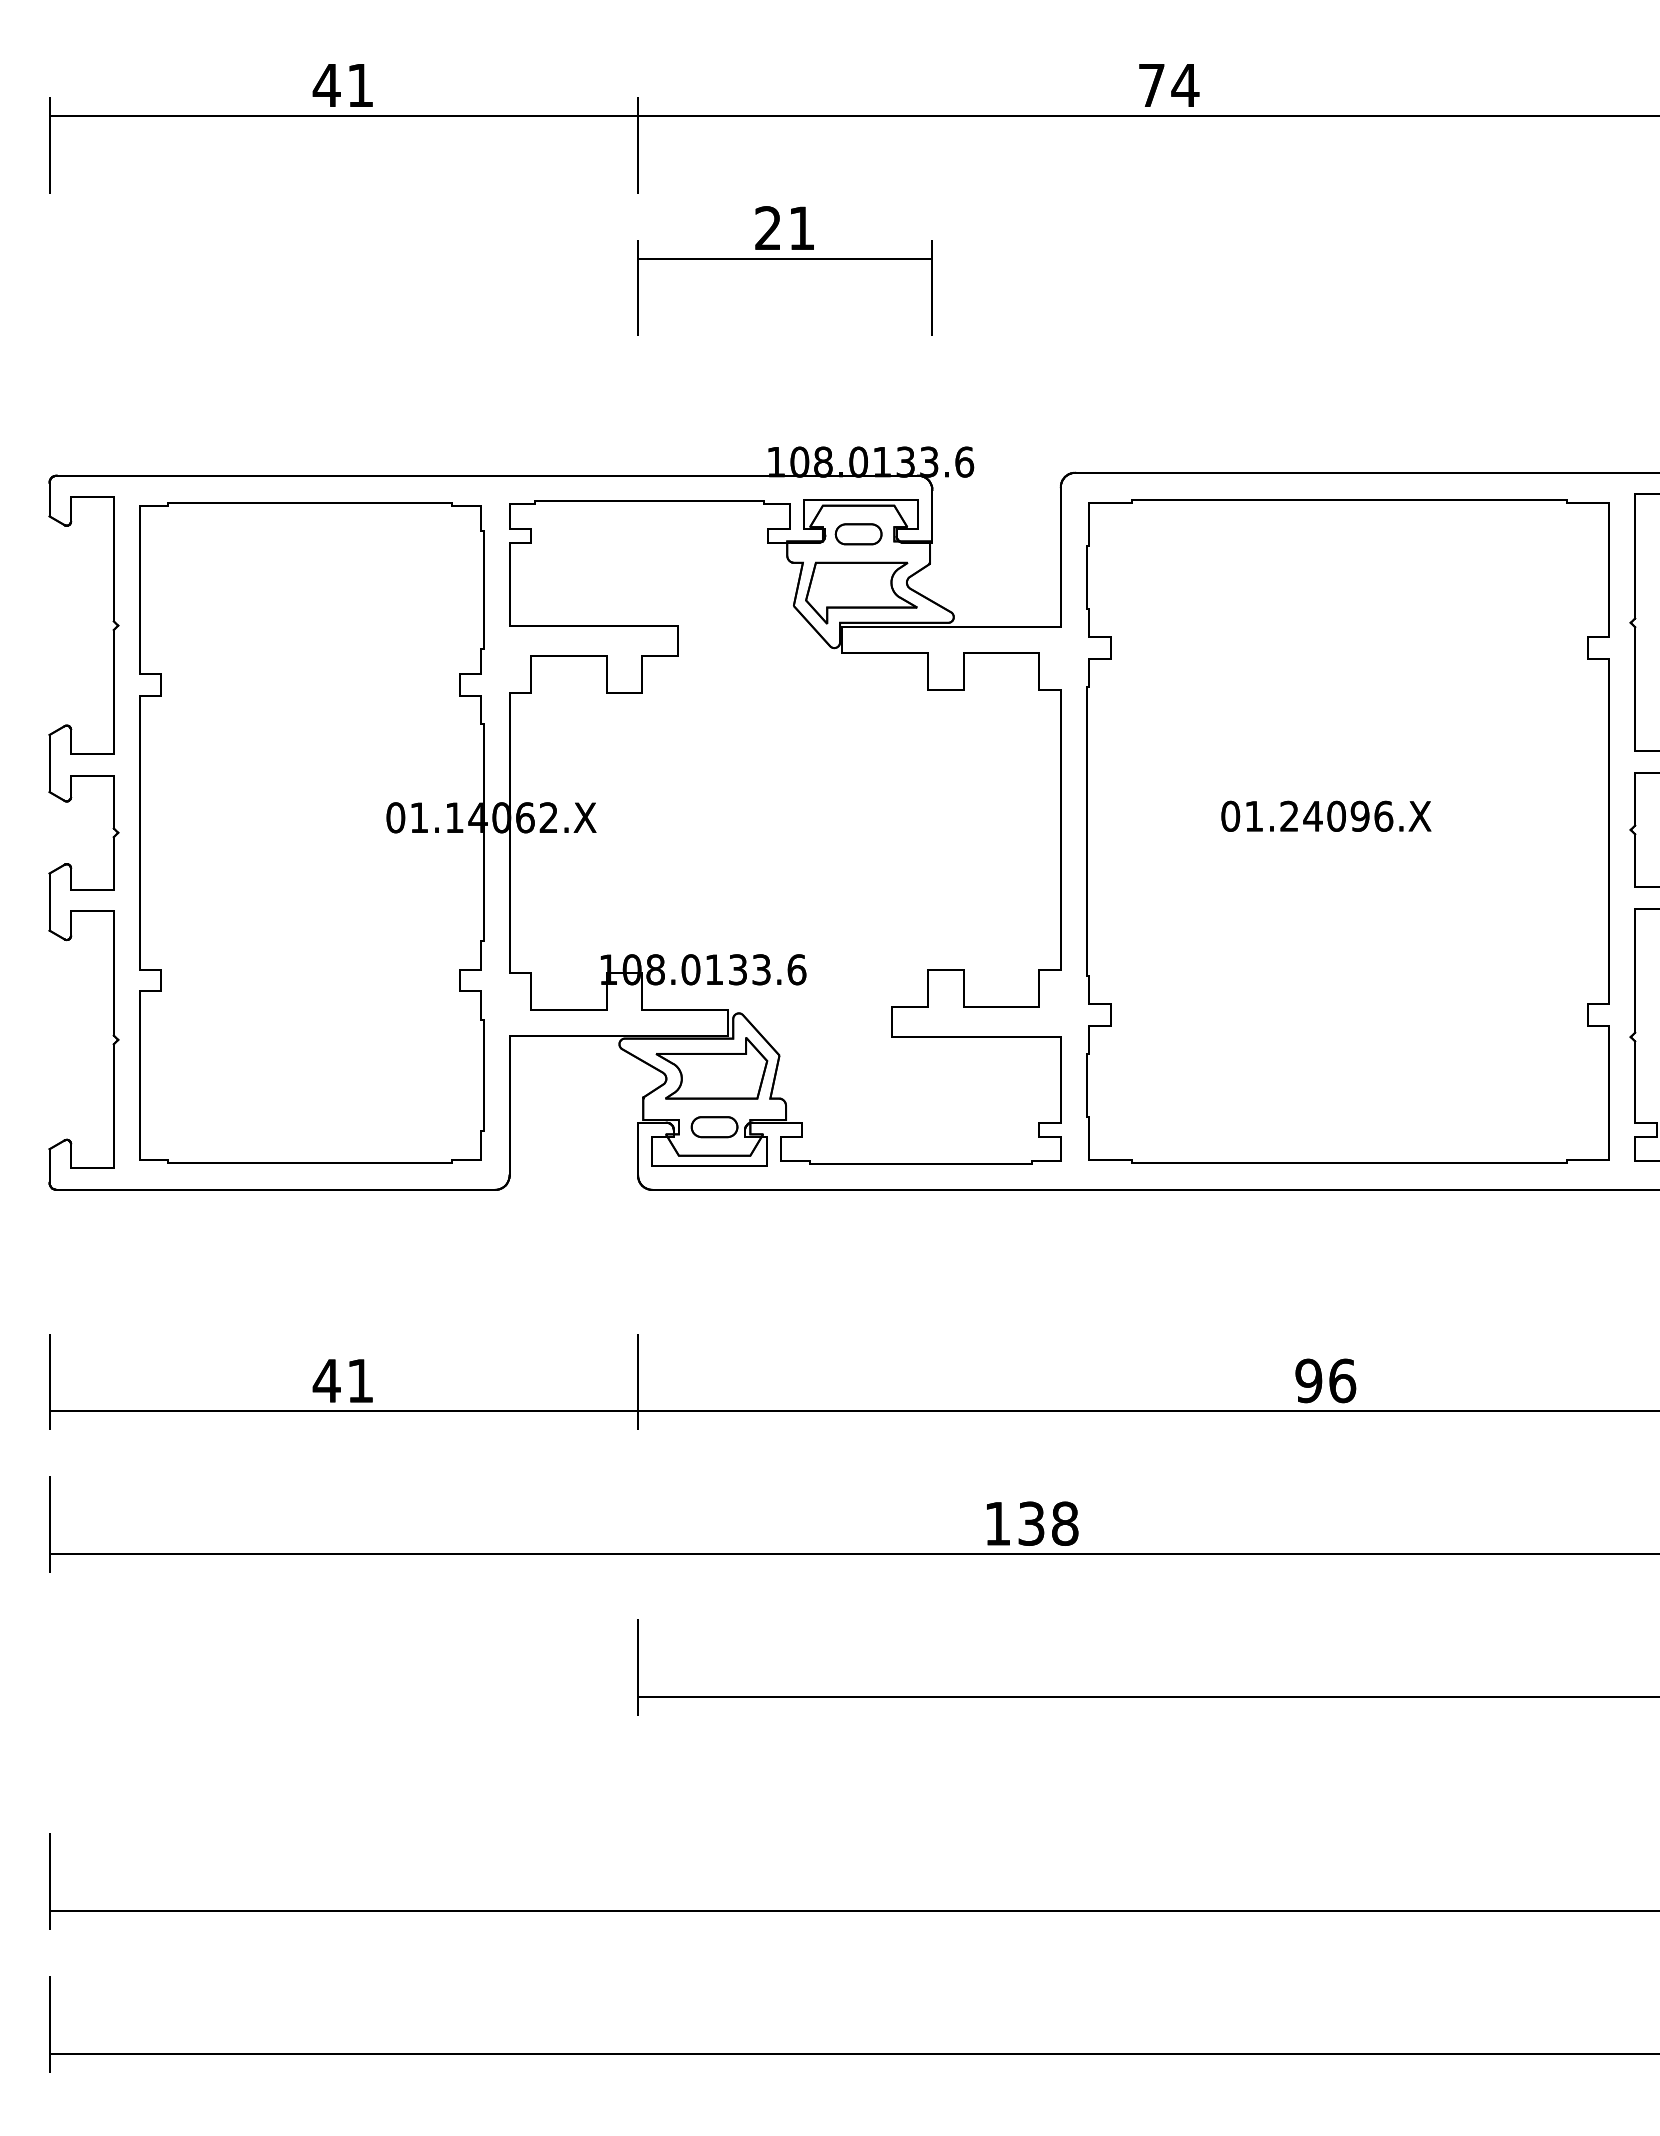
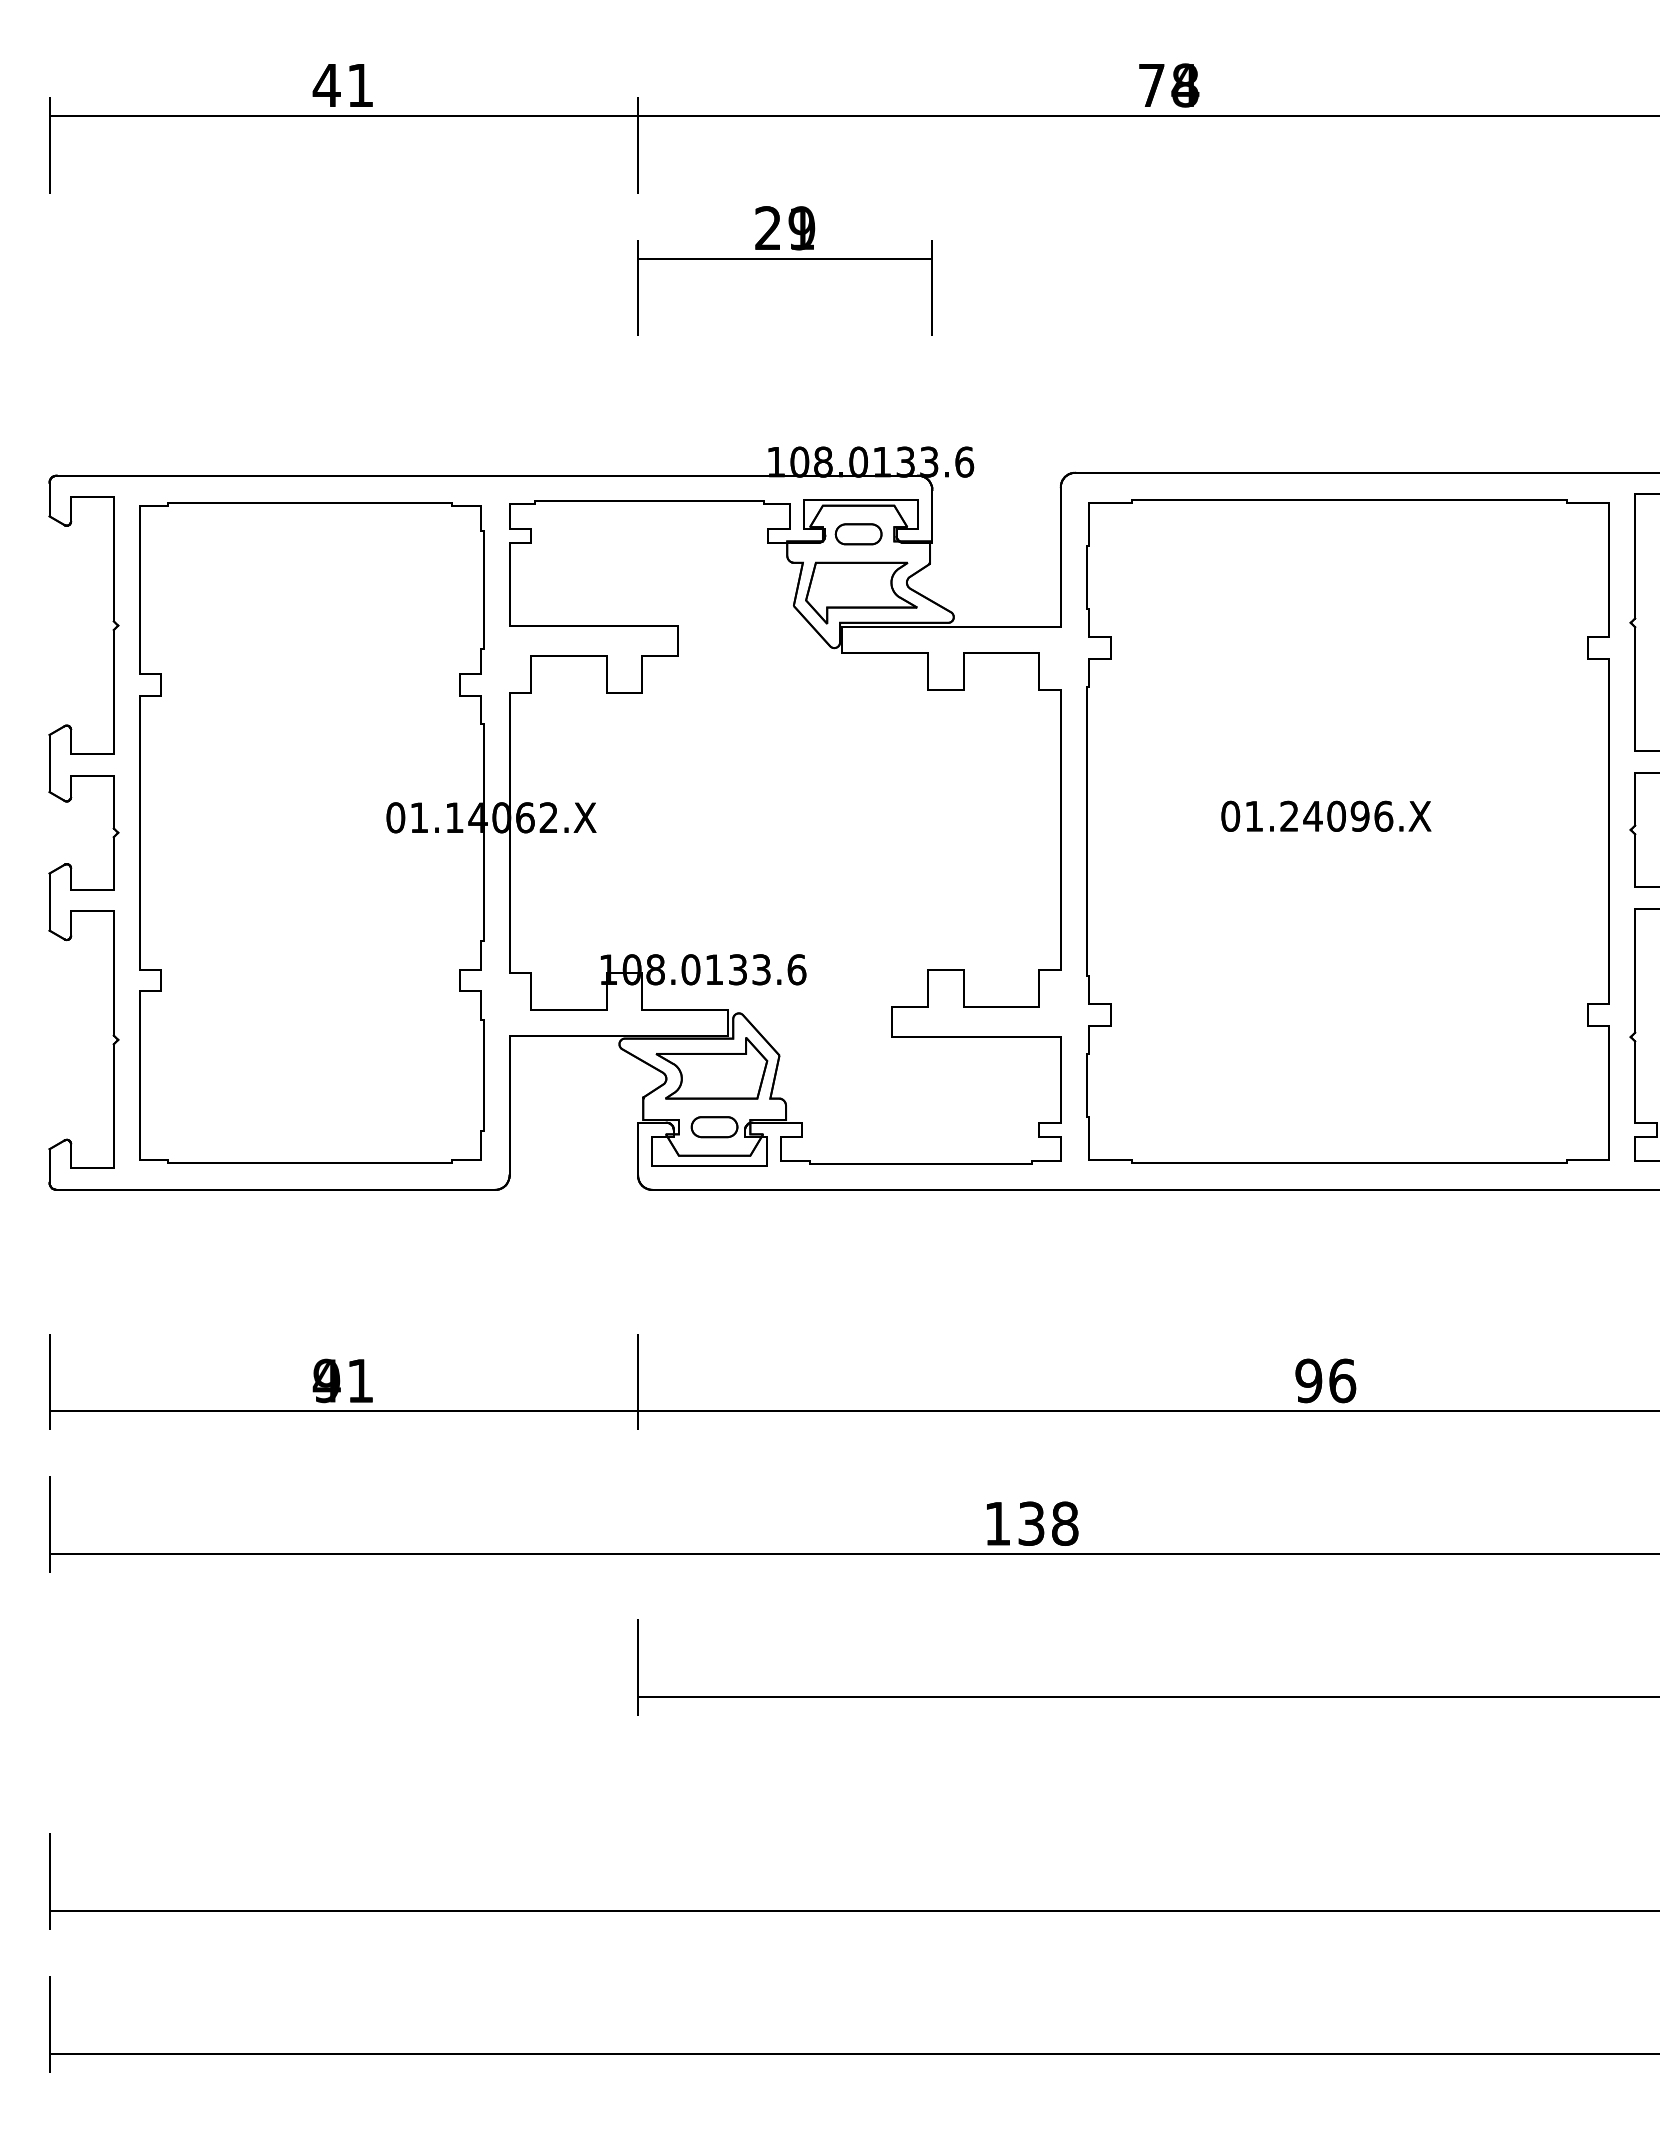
text: 74 -> 78 (1185, 85)
text: 21 -> 29 (801, 228)
text: 41 -> 91 (326, 1380)
